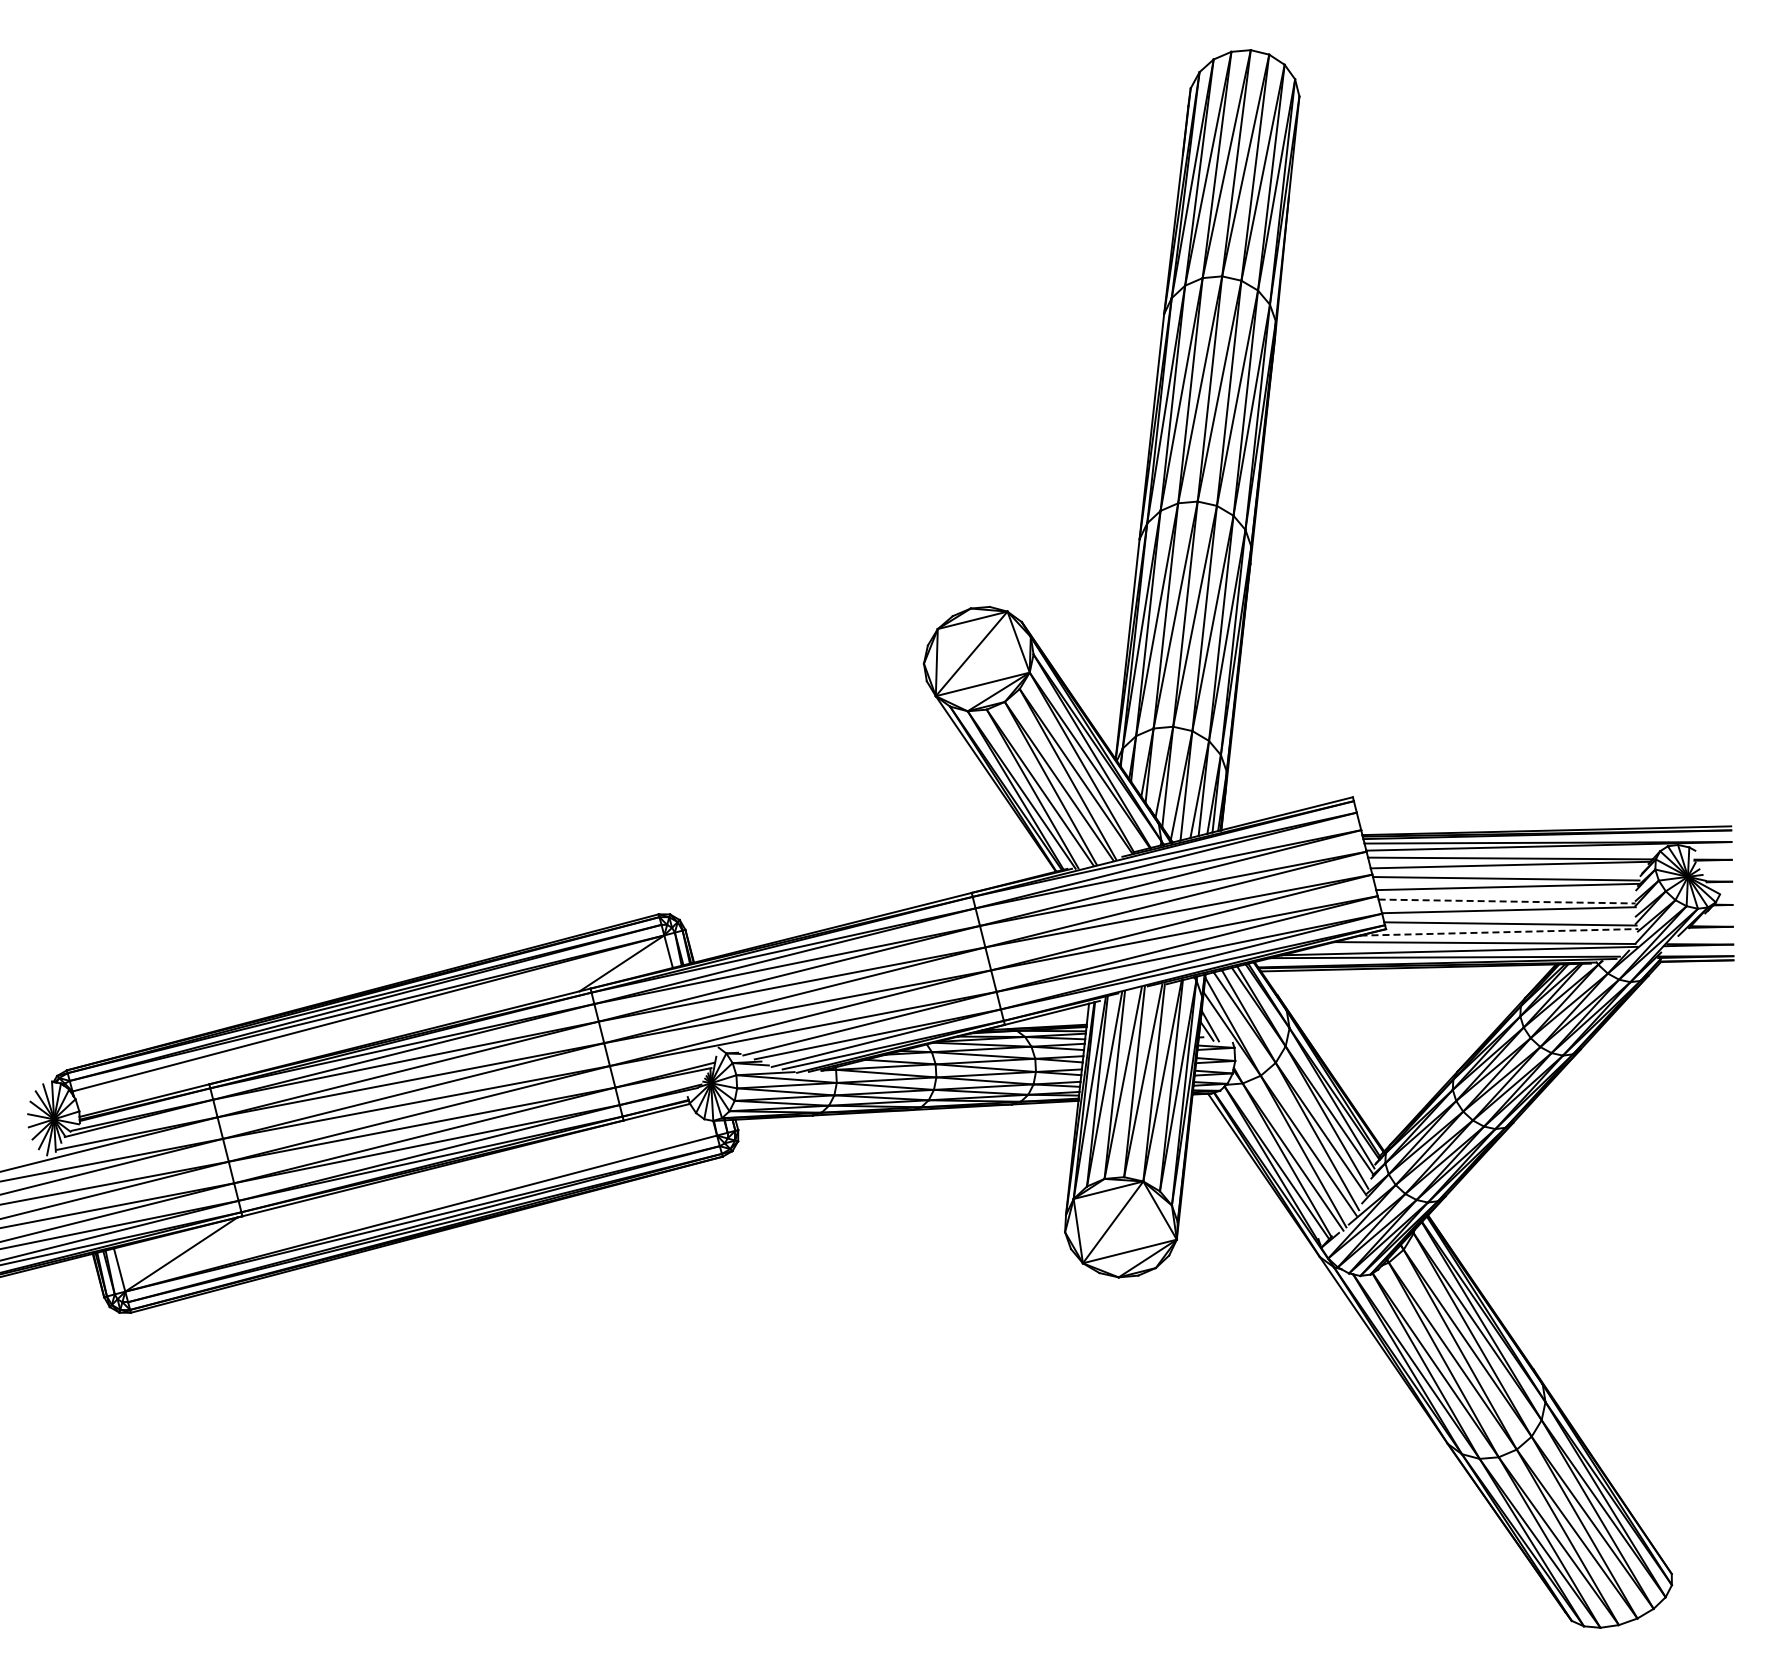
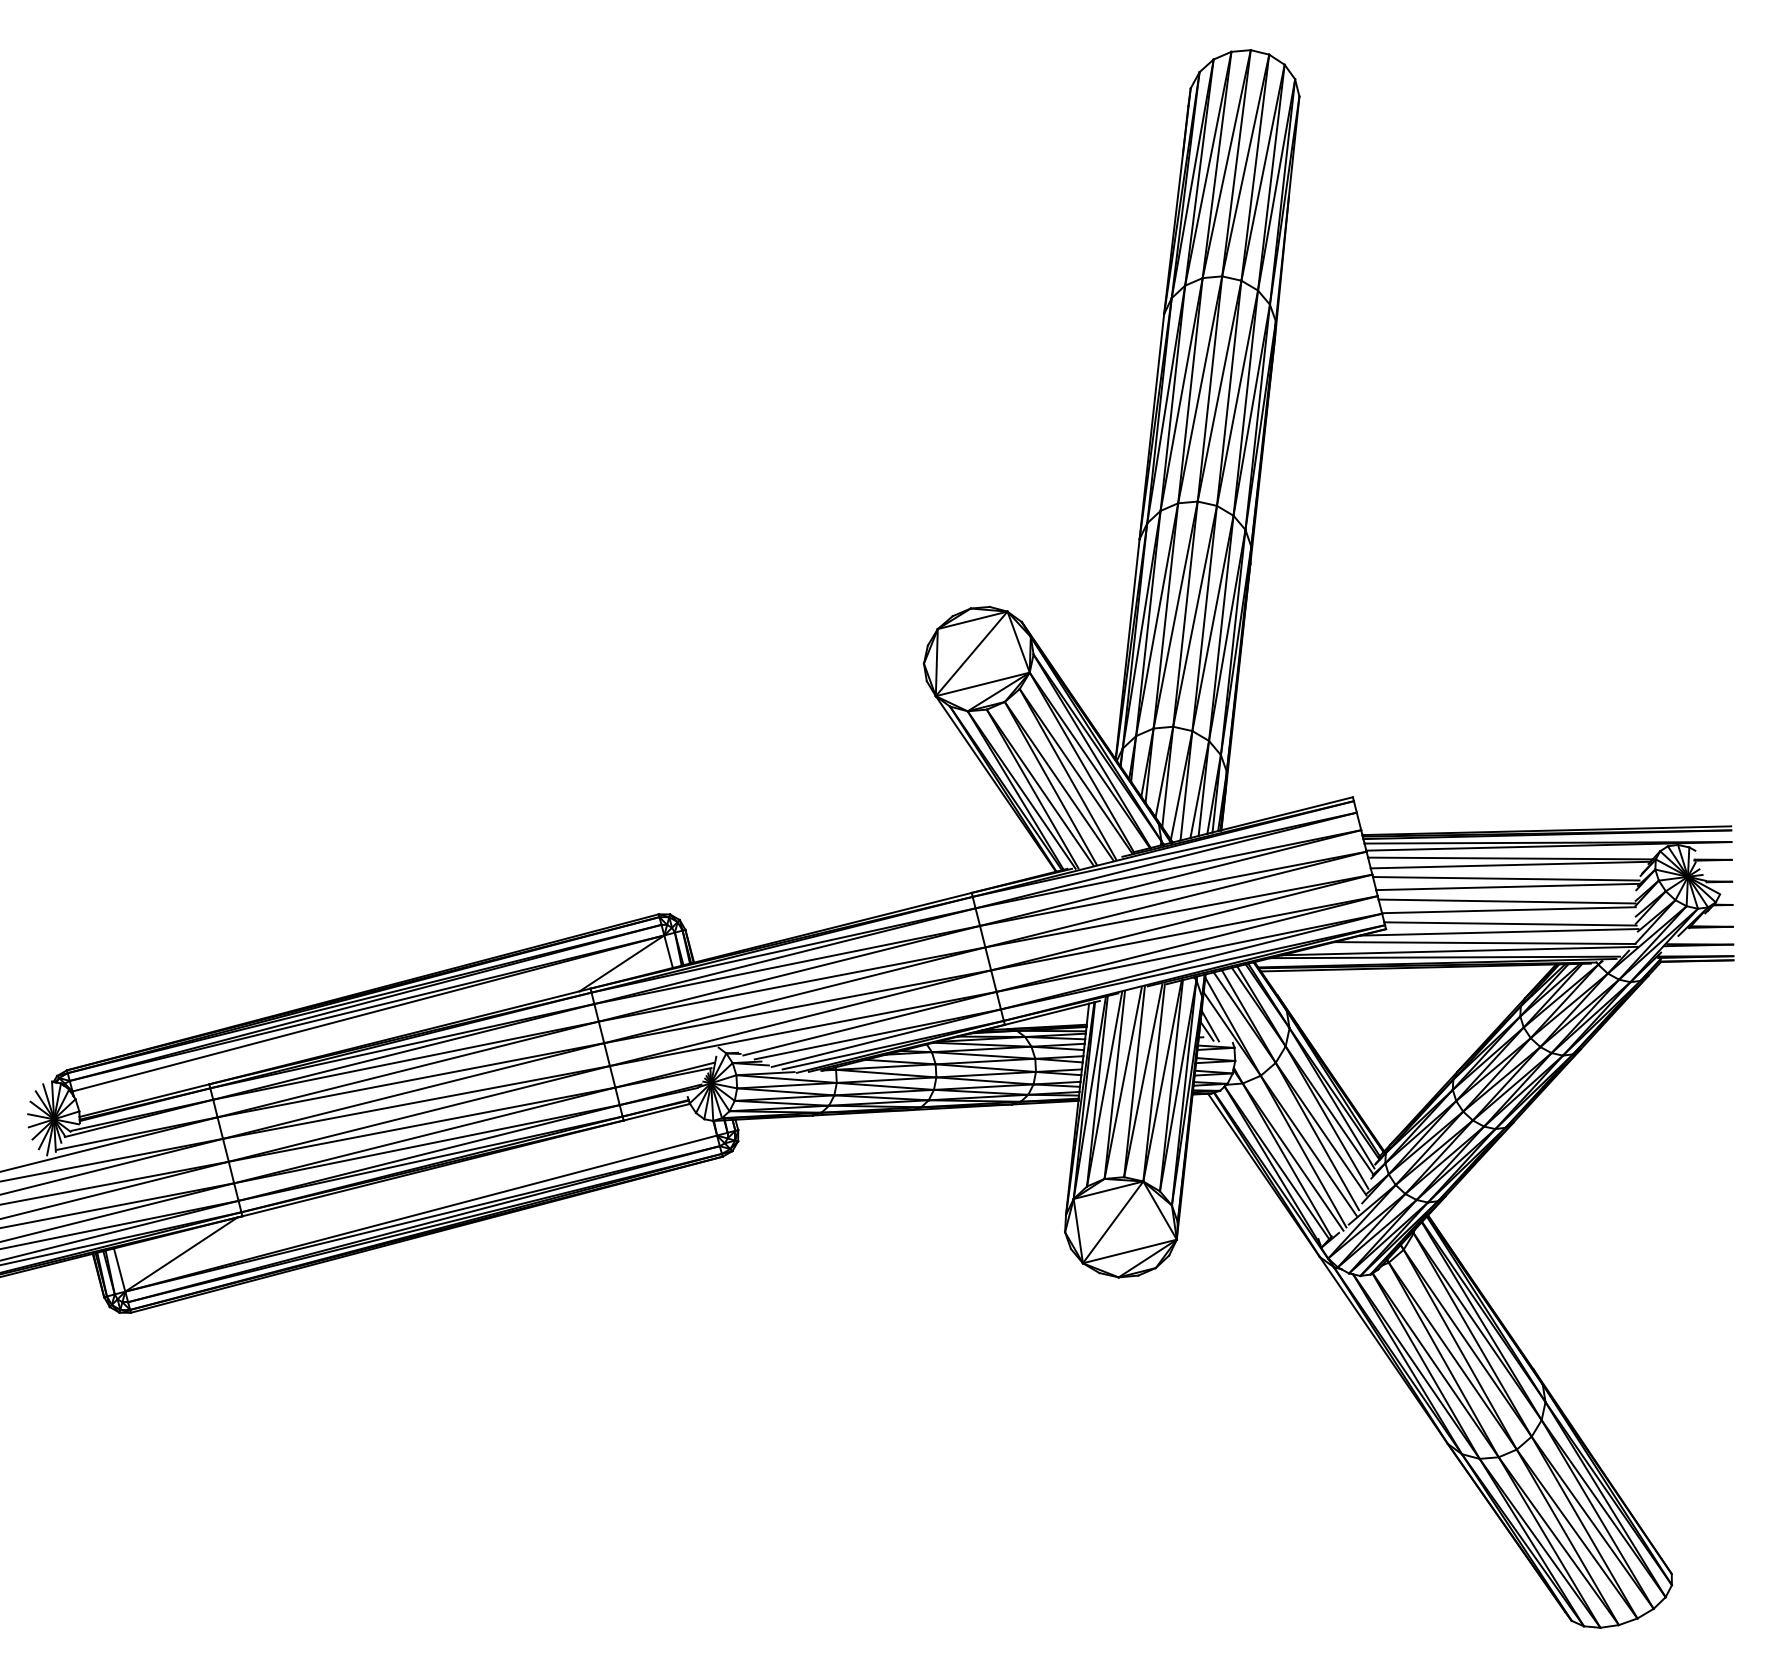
line: dashed -> solid (1507, 901)
line: dashed -> solid (1499, 932)
